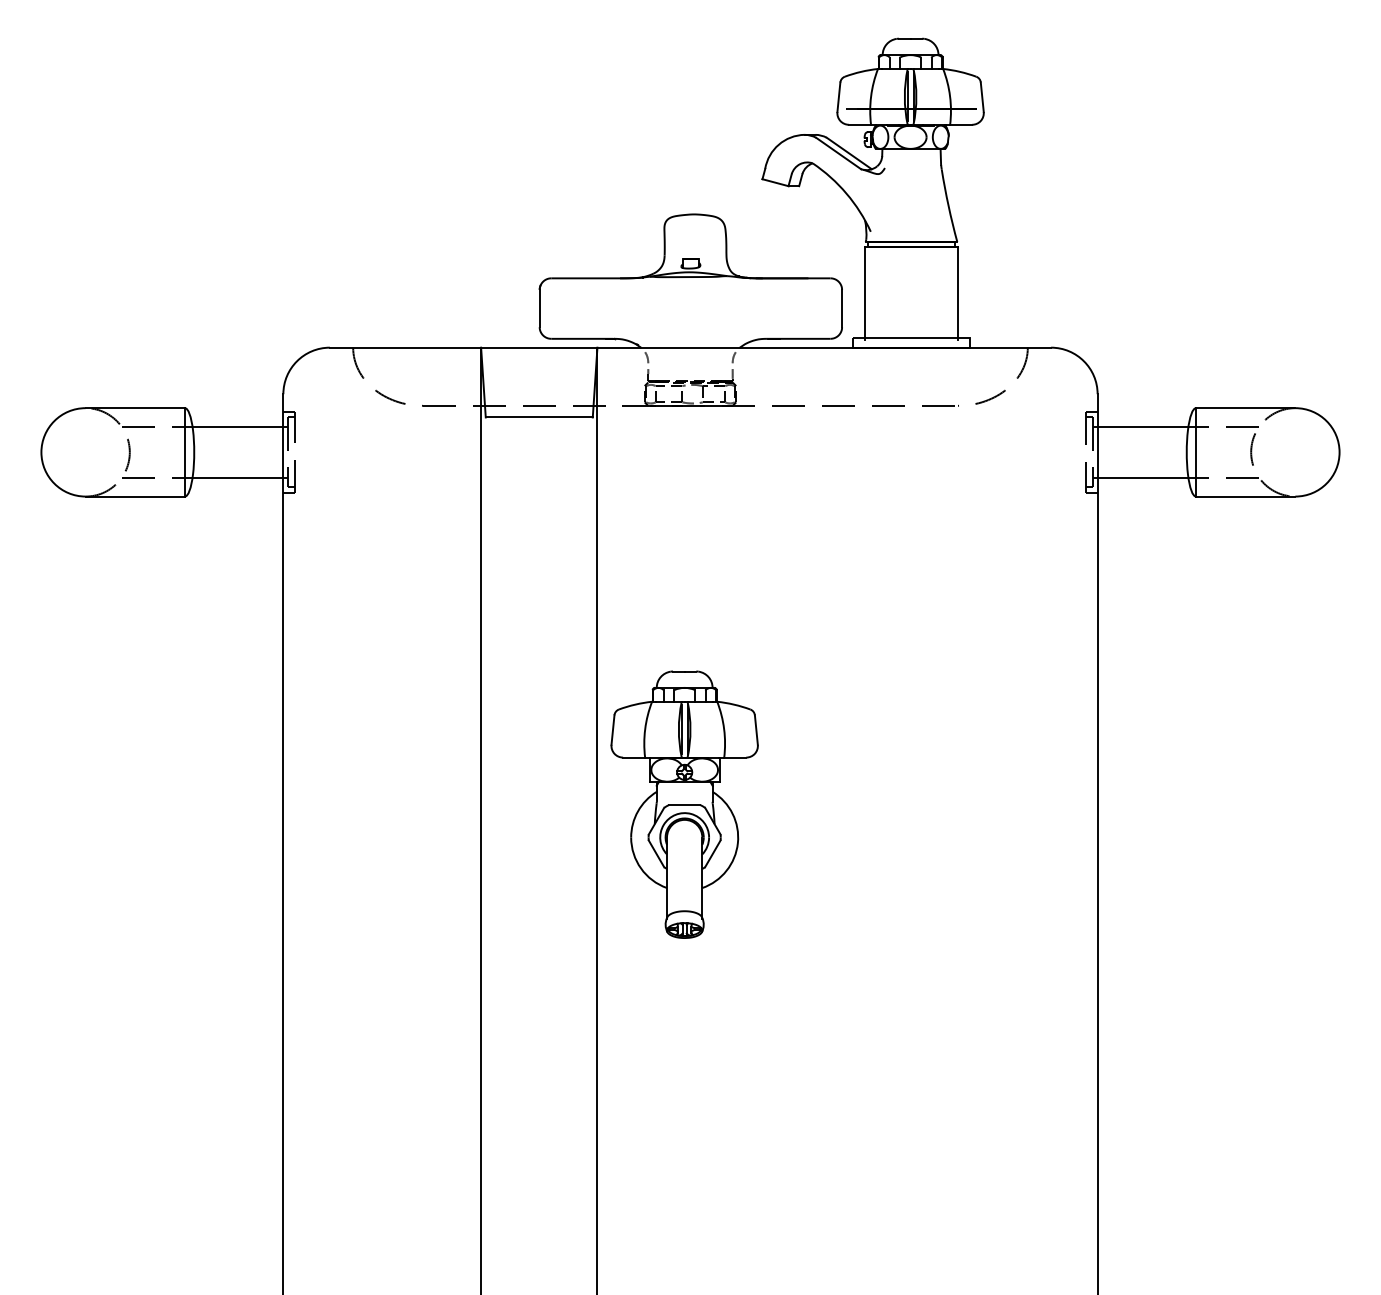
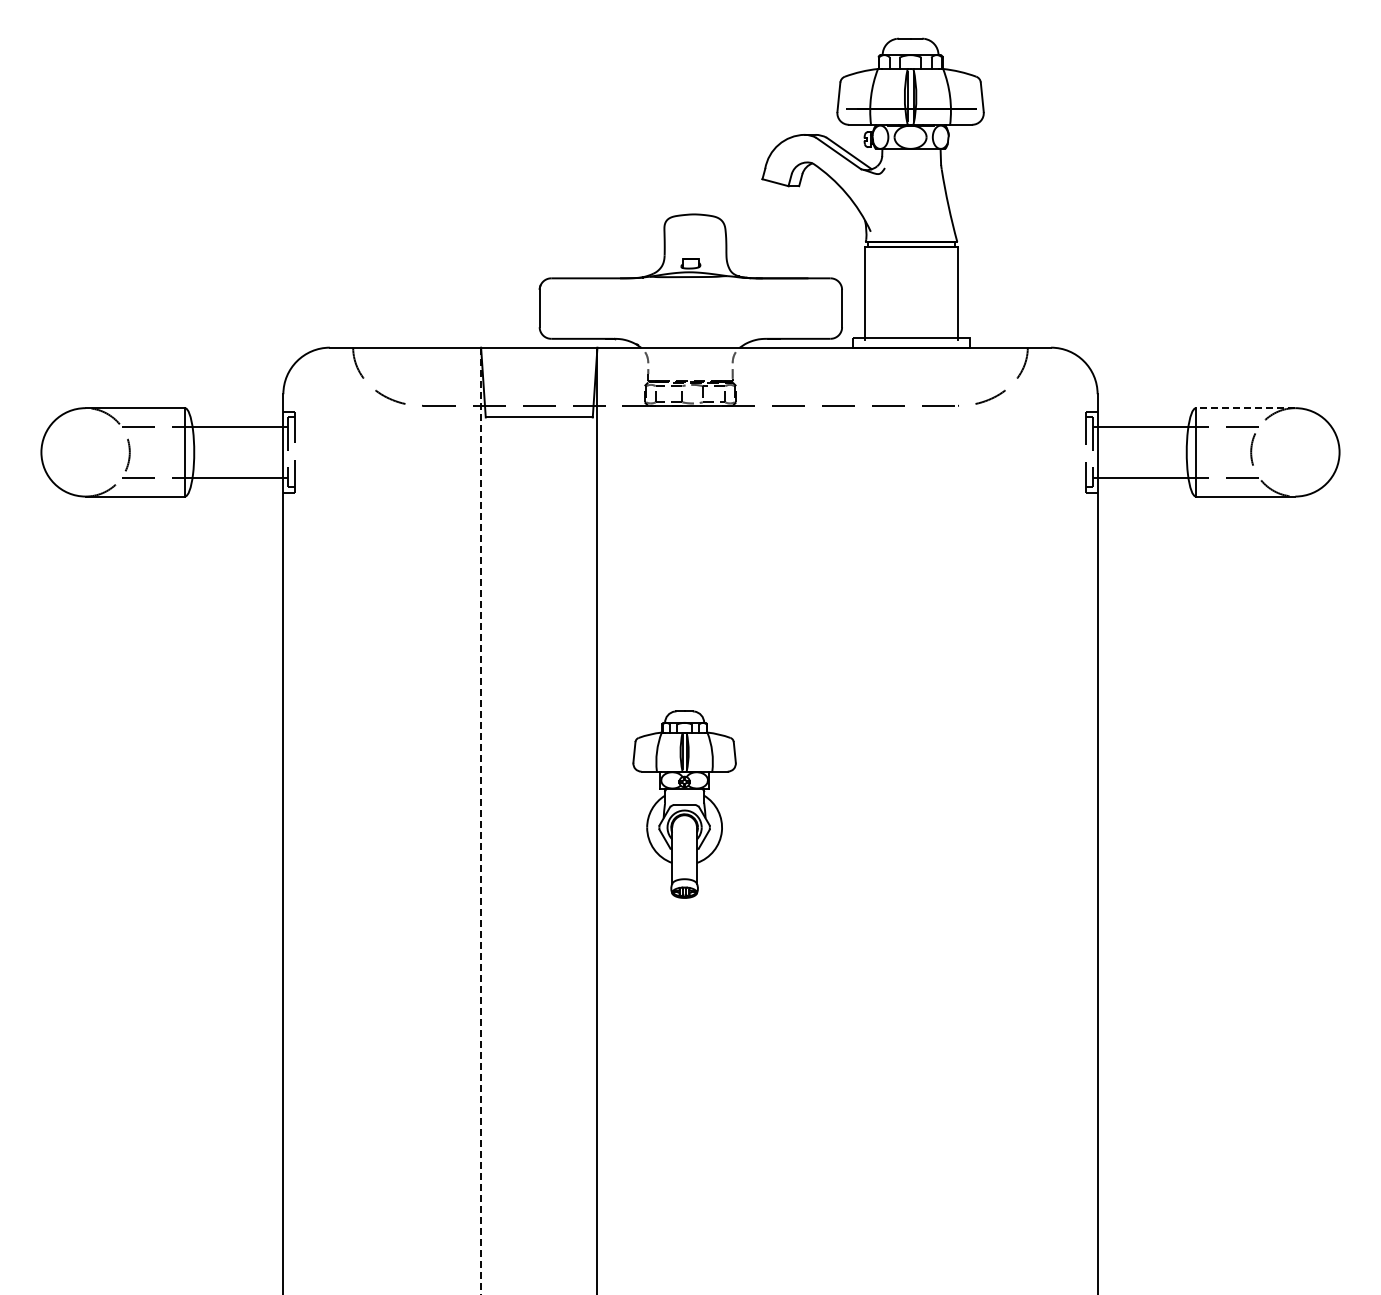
line: solid -> dashed (1245, 408)
part size: 149x269 px -> 105x189 px (684, 804)
line: solid -> dashed (481, 821)
